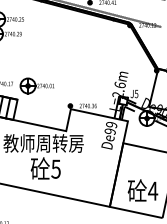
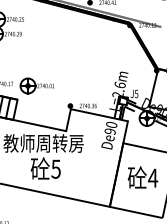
text: De99 -> De90 (111, 125)
text position: (142, 190) -> (142, 177) (142, 177)
